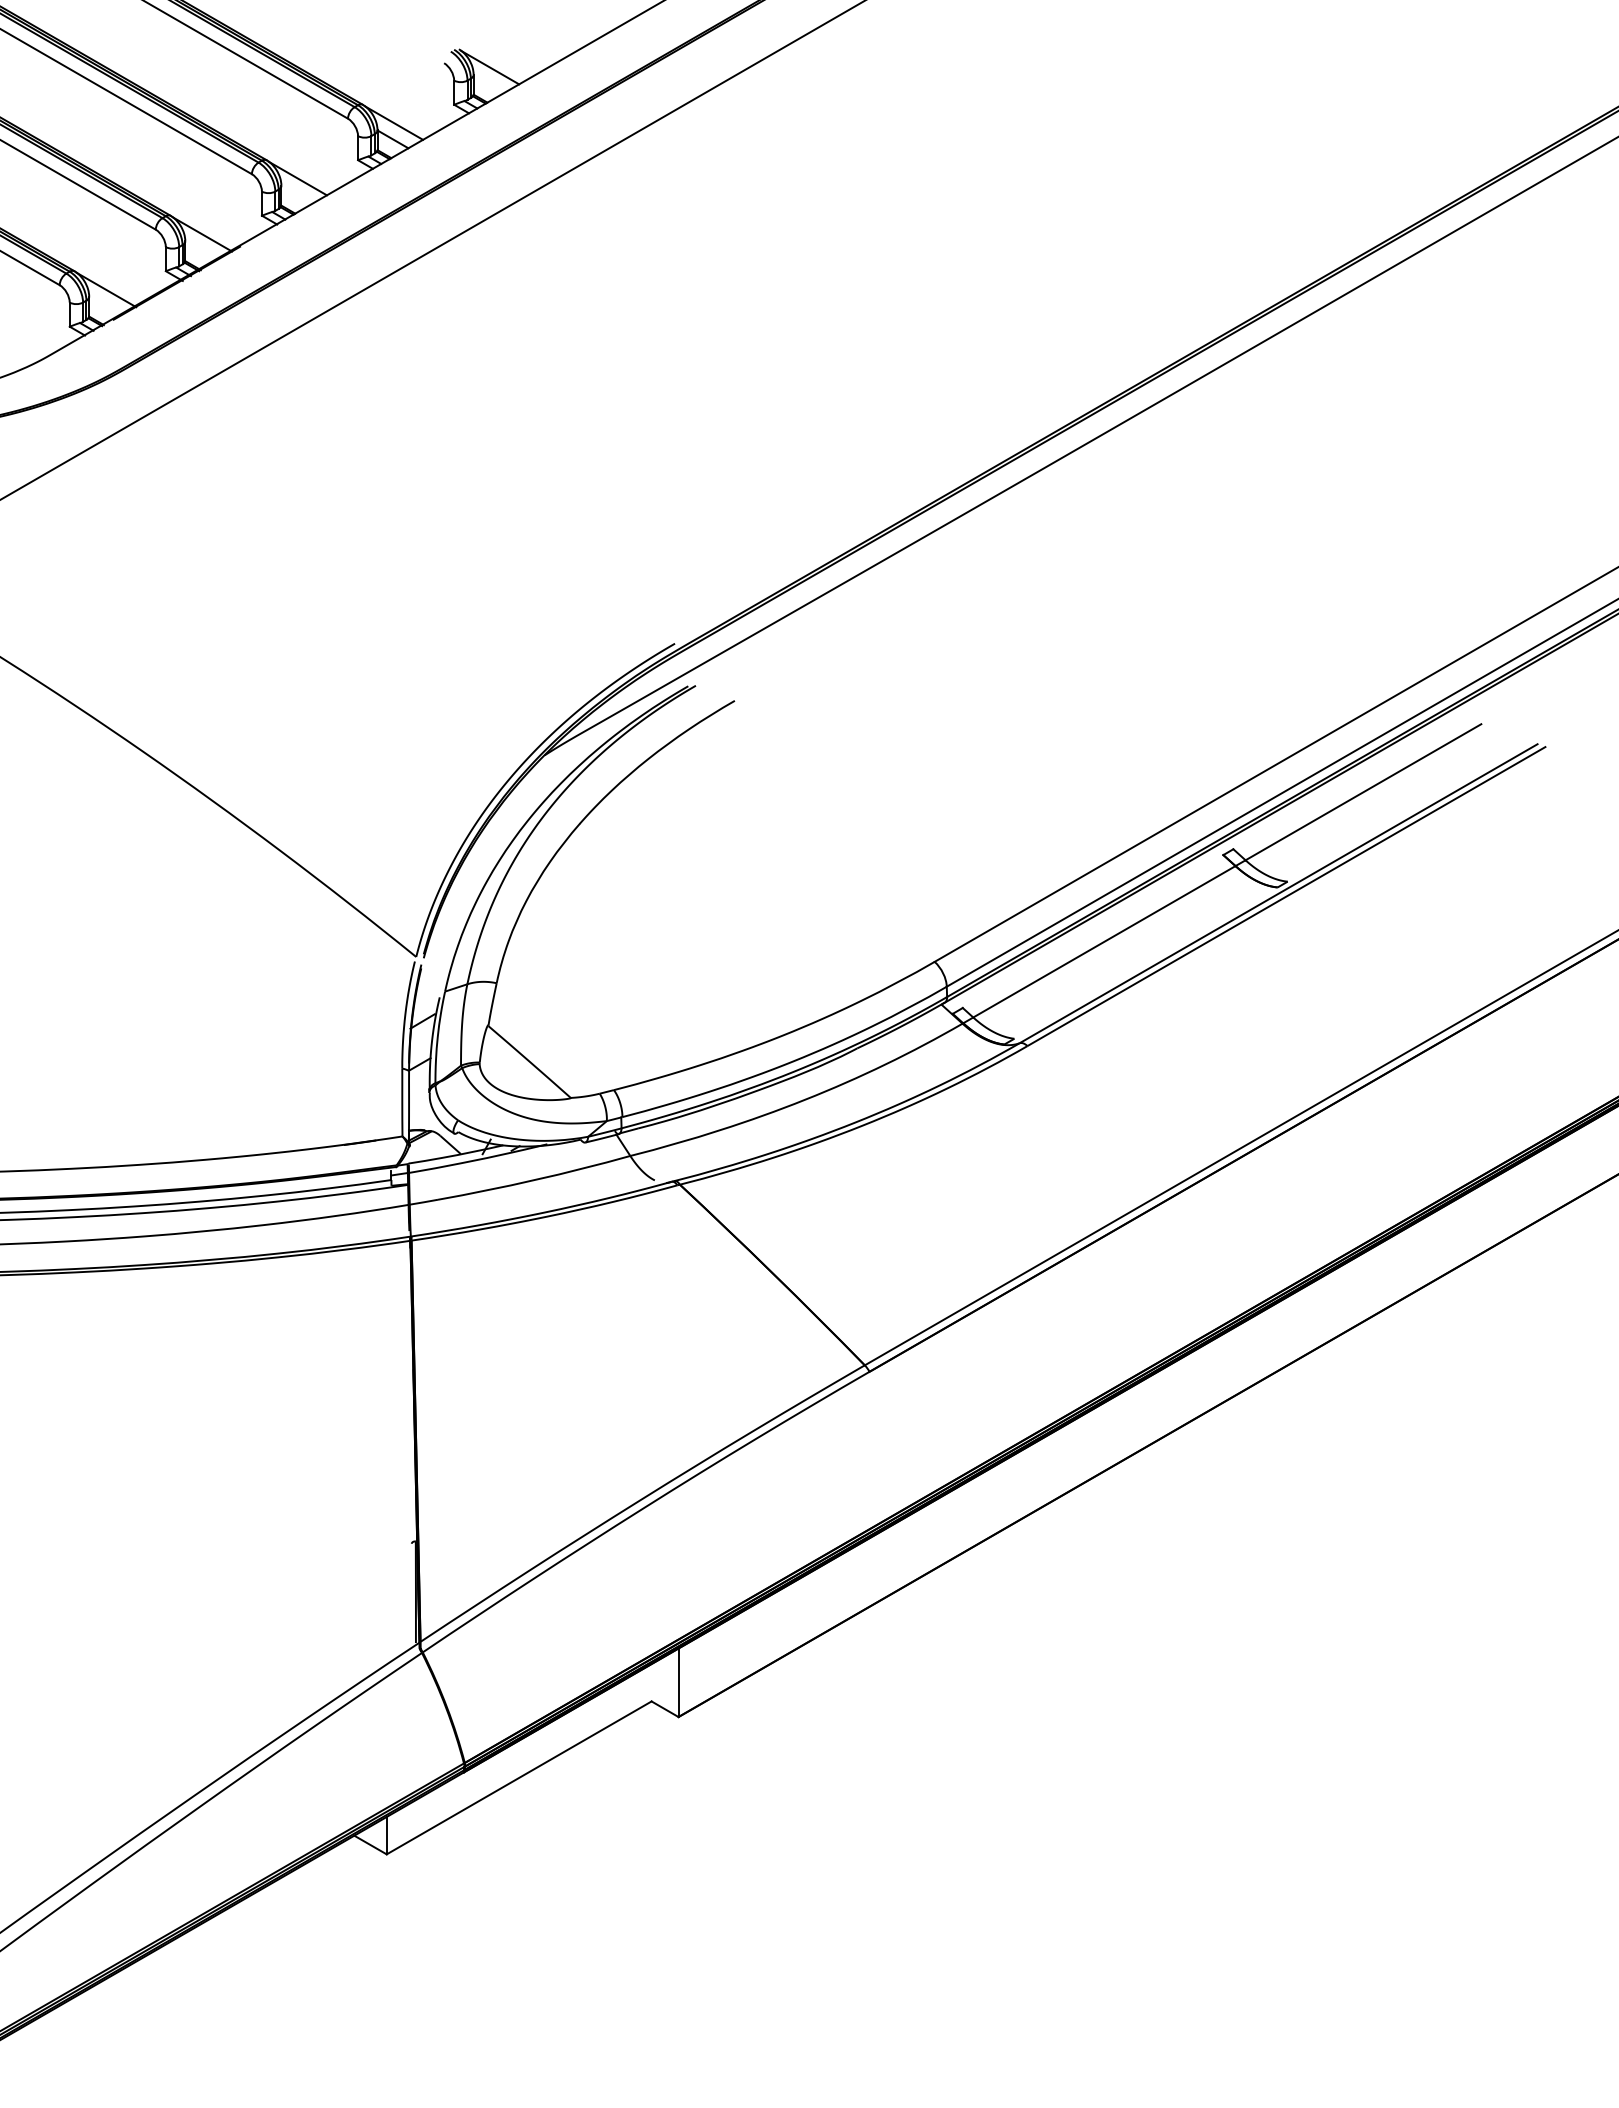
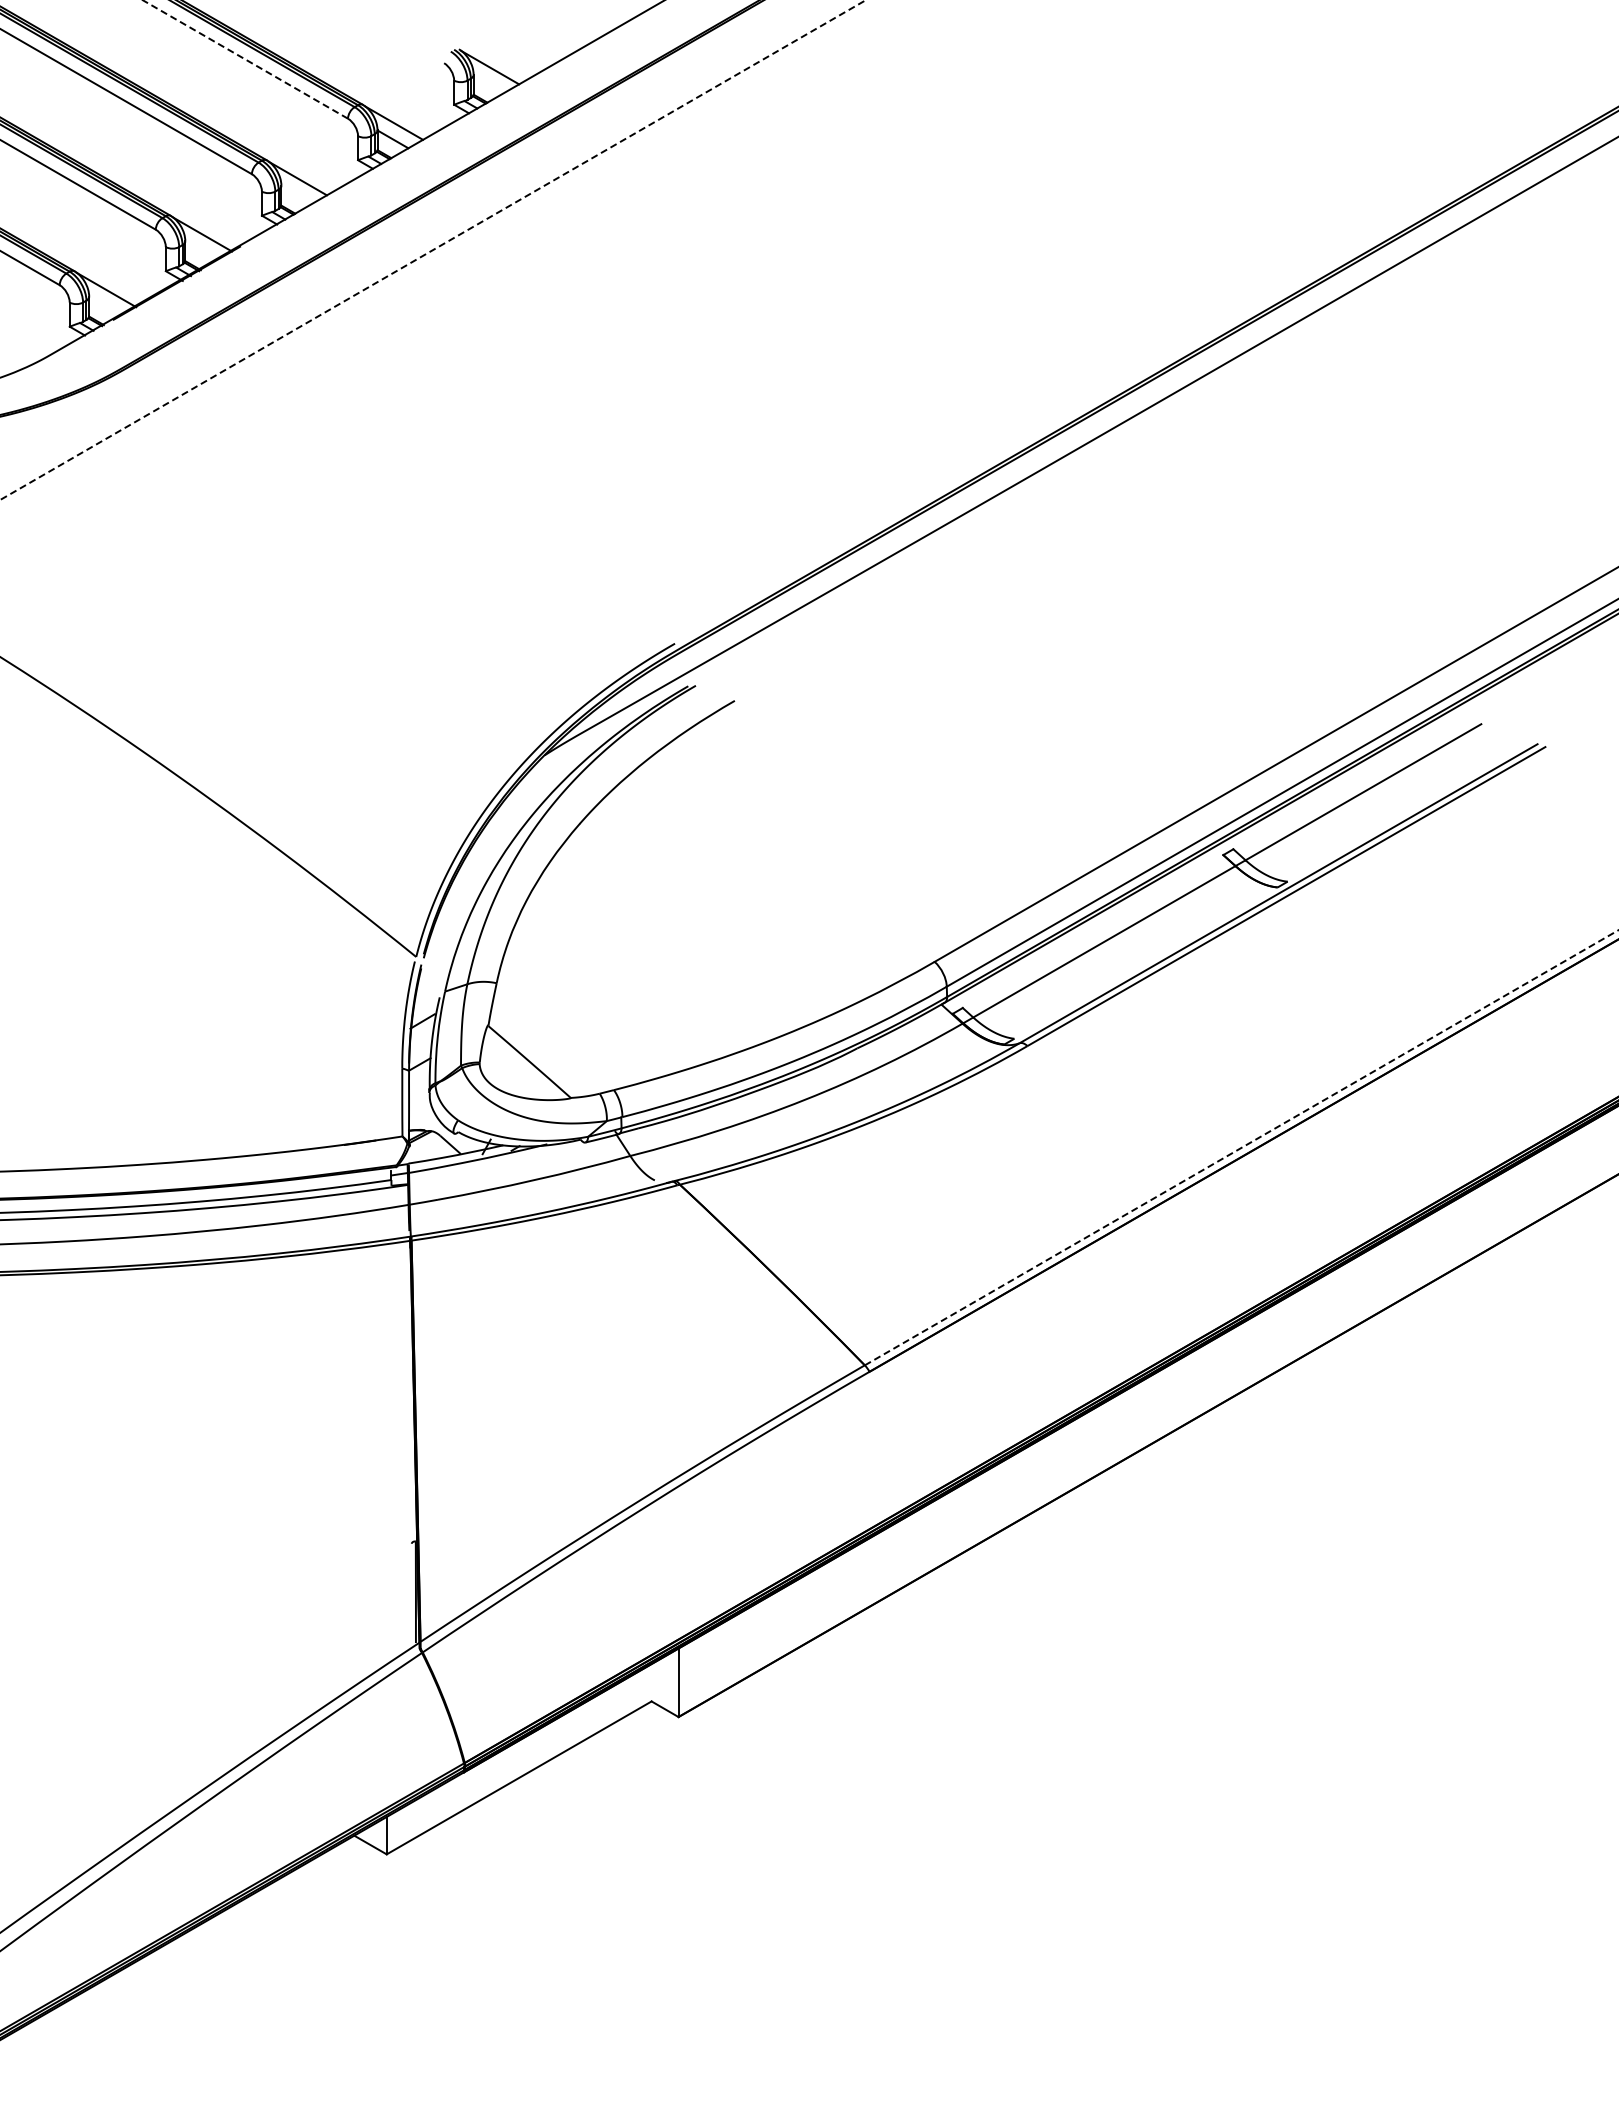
line: solid -> dashed (244, 59)
line: solid -> dashed (433, 249)
line: solid -> dashed (1242, 1147)
